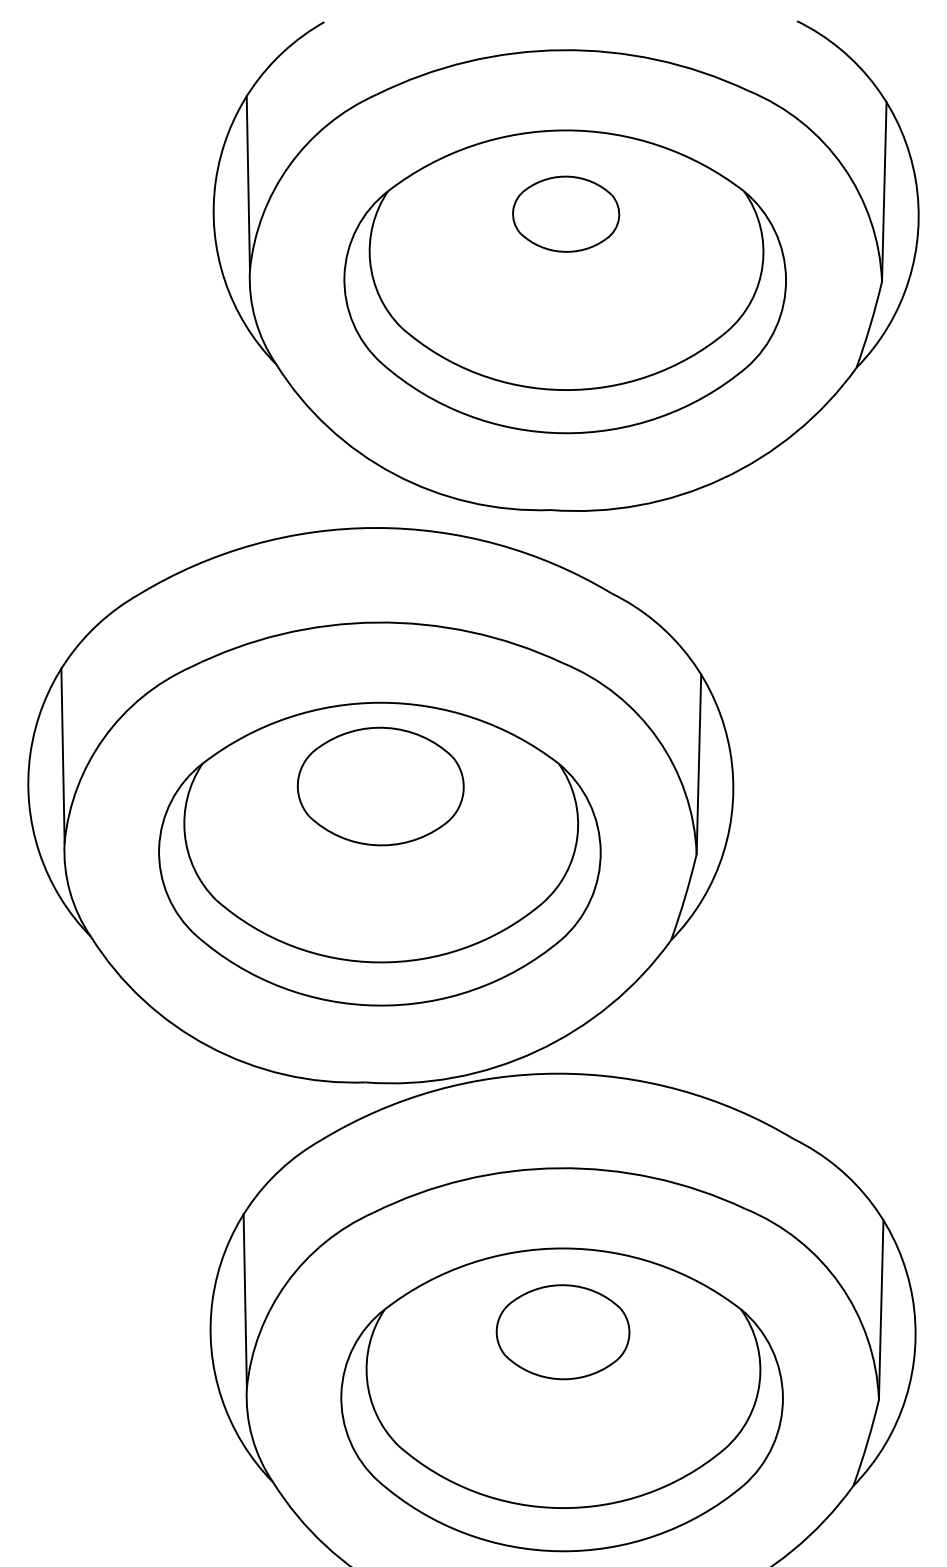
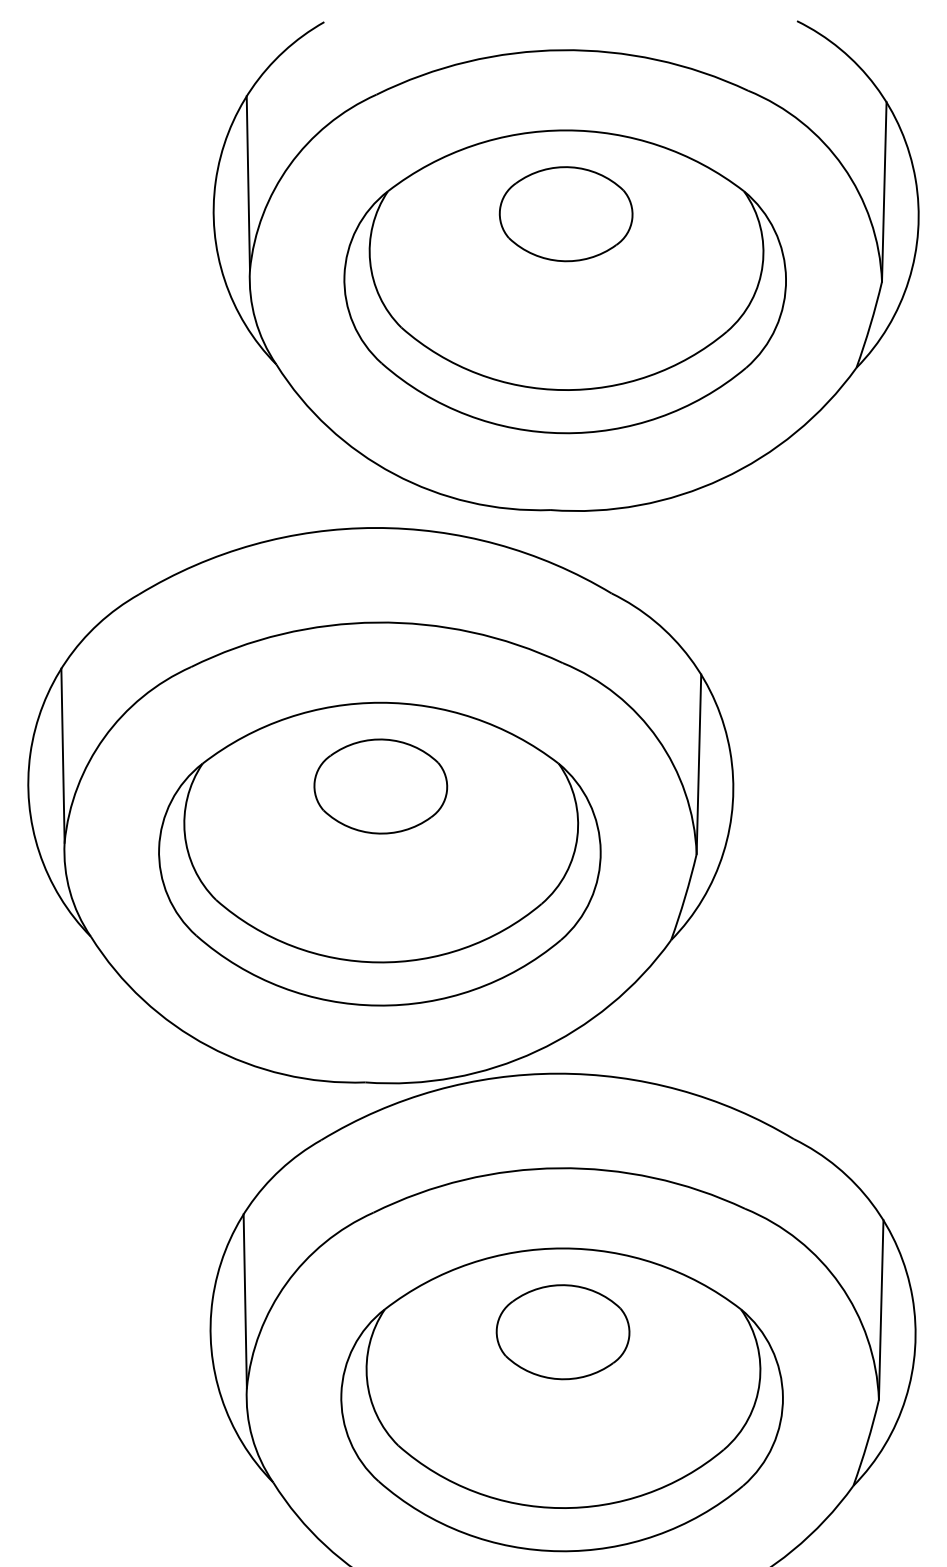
part size: 109x78 px -> 136x97 px (565, 214)
part size: 169x121 px -> 136x97 px (380, 786)
